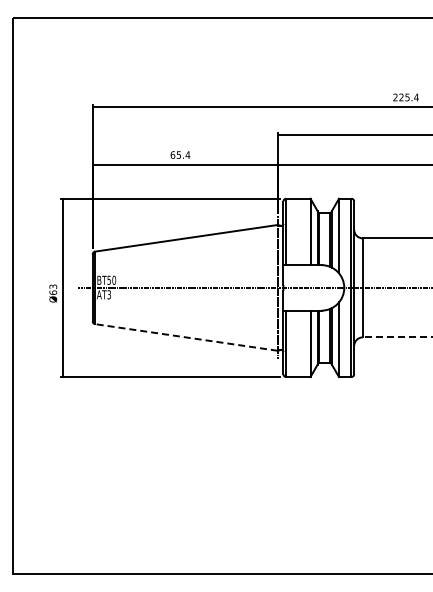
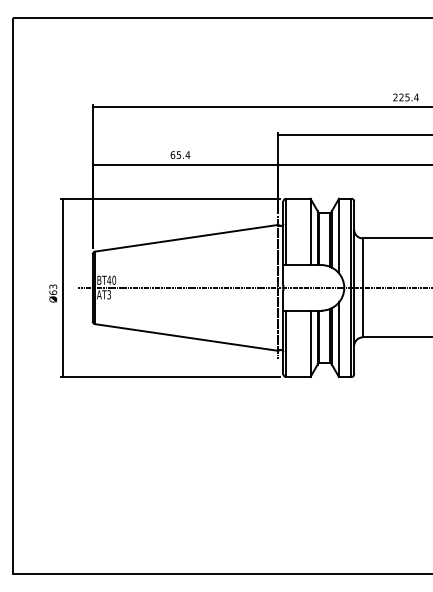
text: BT50 -> BT40 (109, 279)
line: dashed -> solid (185, 337)
line: dashed -> solid (397, 337)
